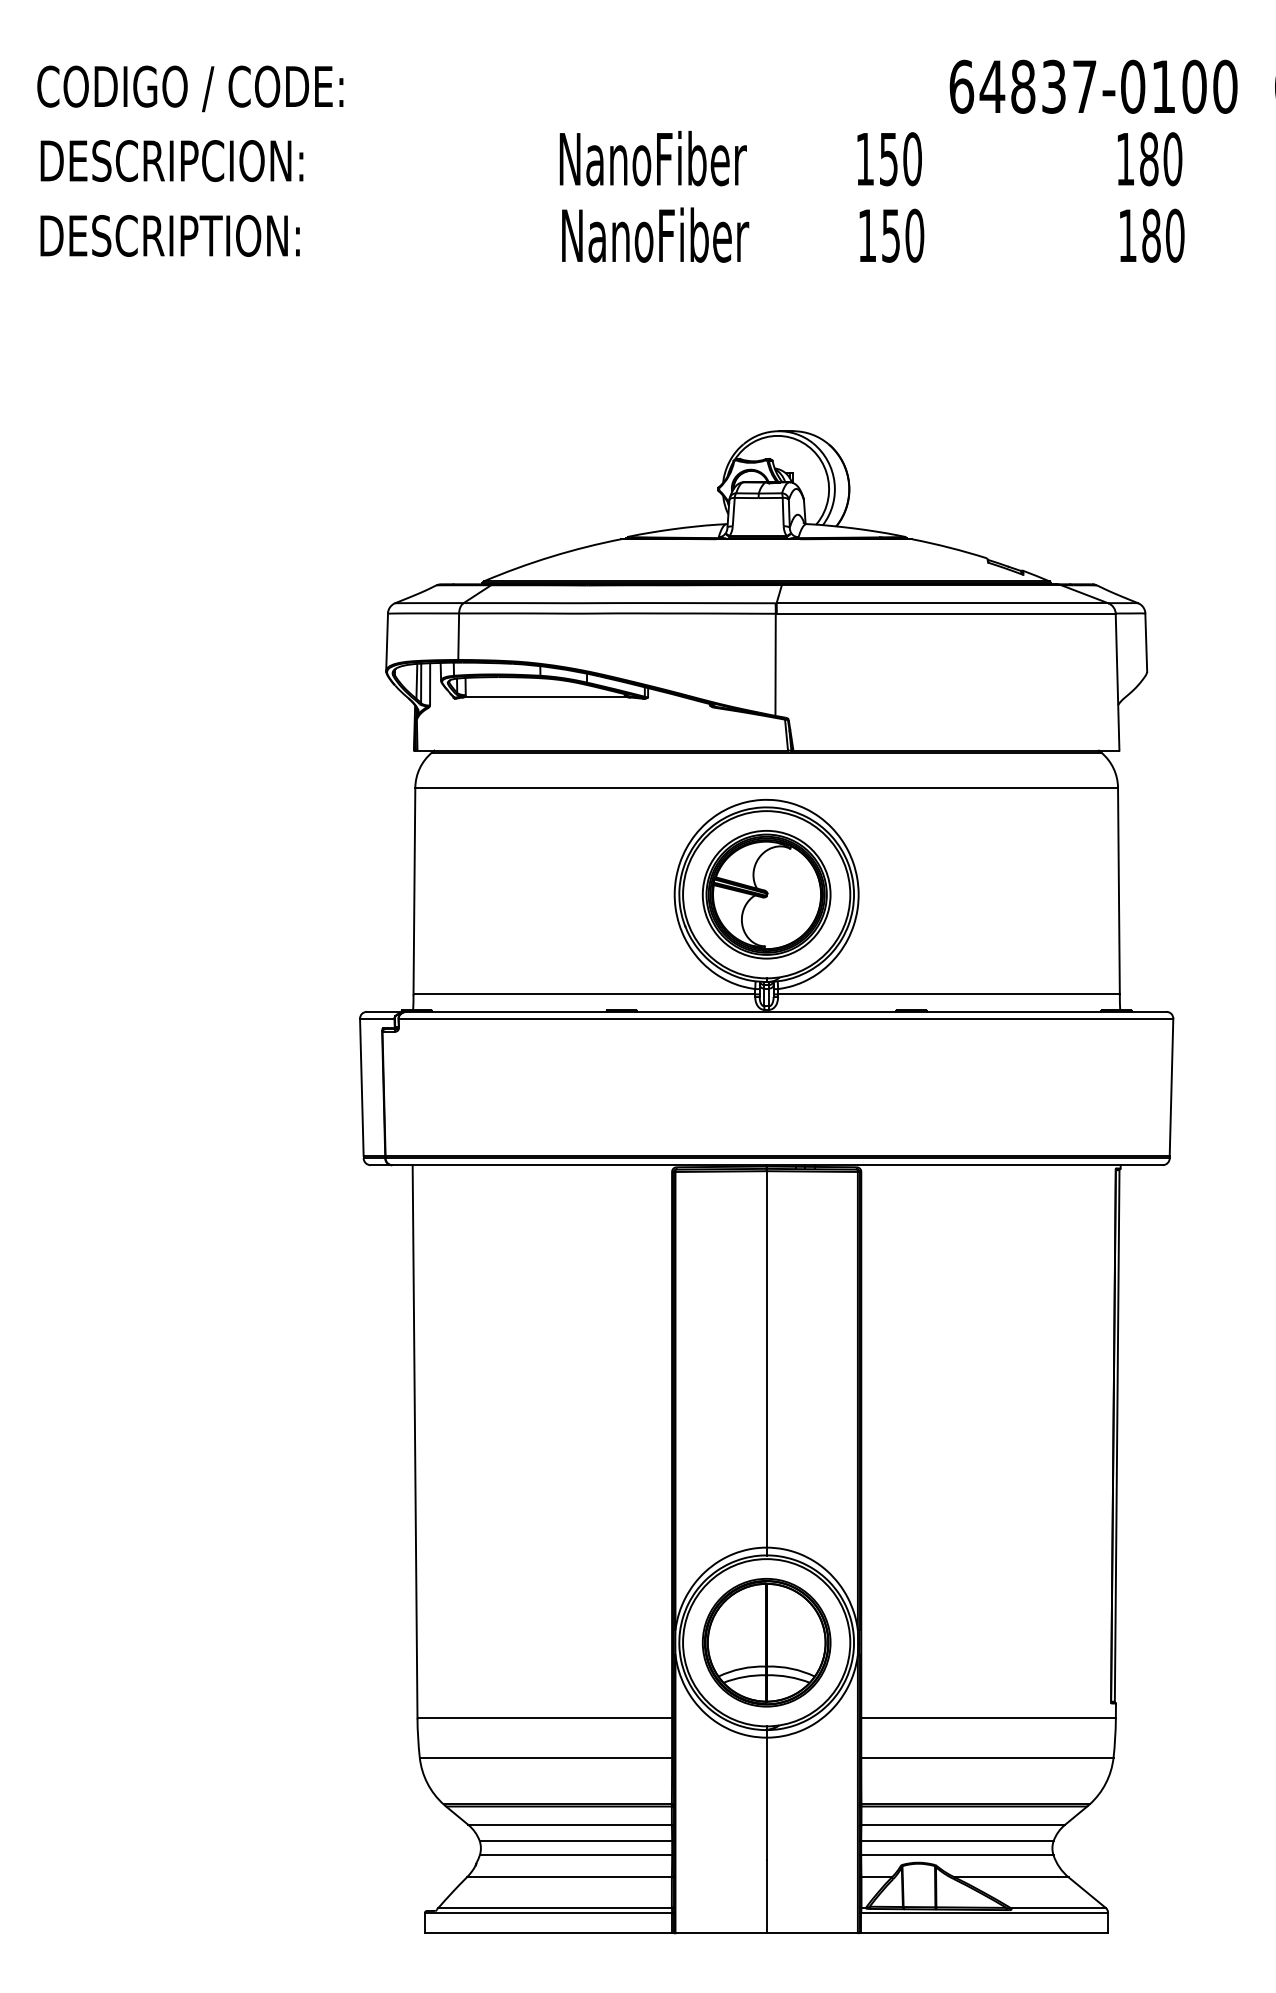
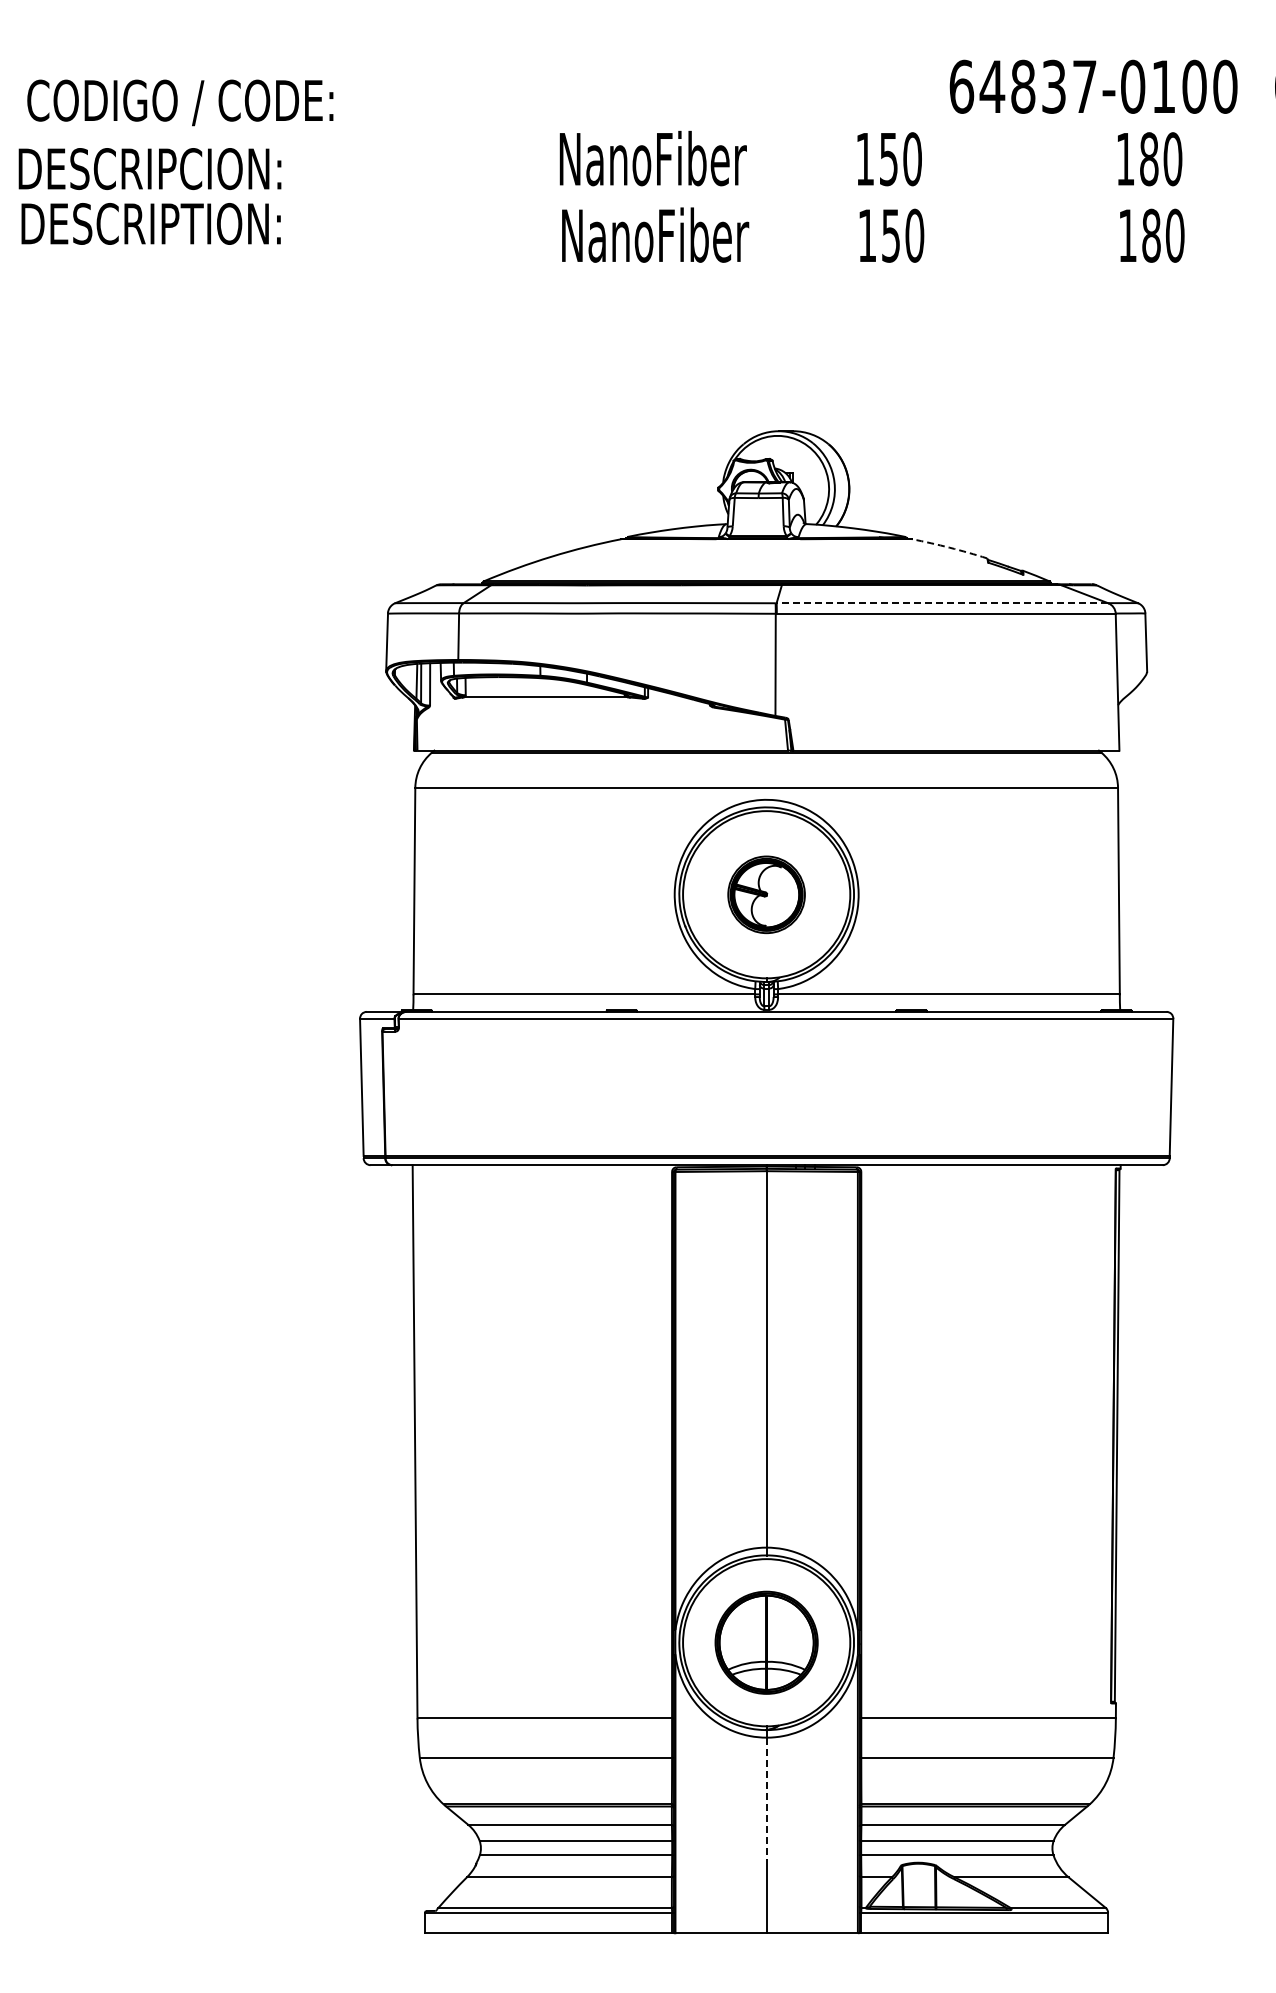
text position: (190, 88) -> (180, 102) (180, 102)
text position: (171, 160) -> (149, 168) (149, 168)
text position: (169, 235) -> (150, 223) (150, 223)
arc: solid -> dashed (949, 547)
line: solid -> dashed (942, 603)
part size: 131x130 px -> 79x80 px (766, 894)
part size: 131x130 px -> 105x105 px (766, 1642)
line: solid -> dashed (766, 1799)
